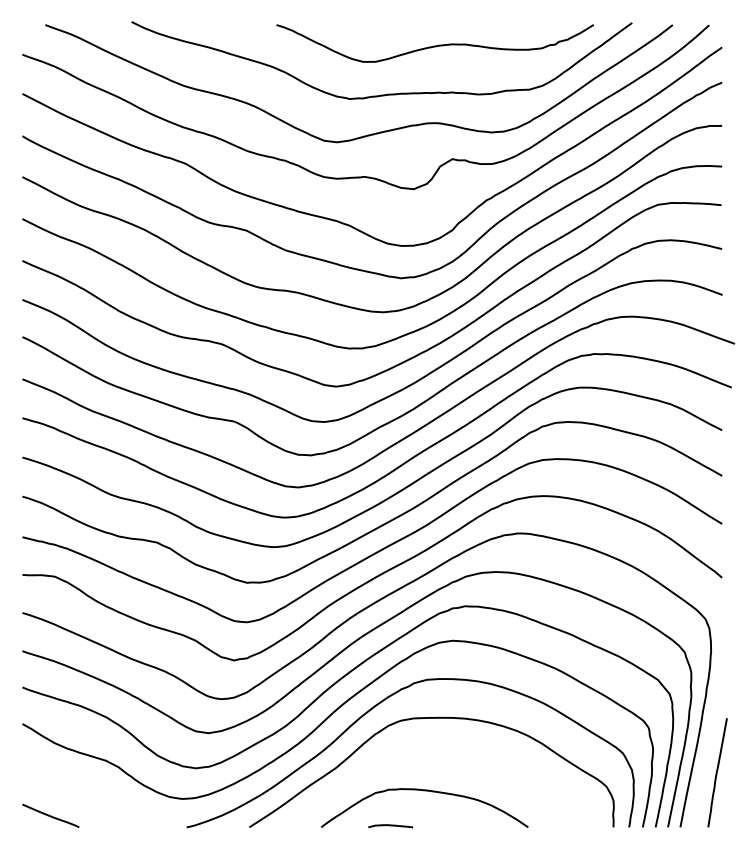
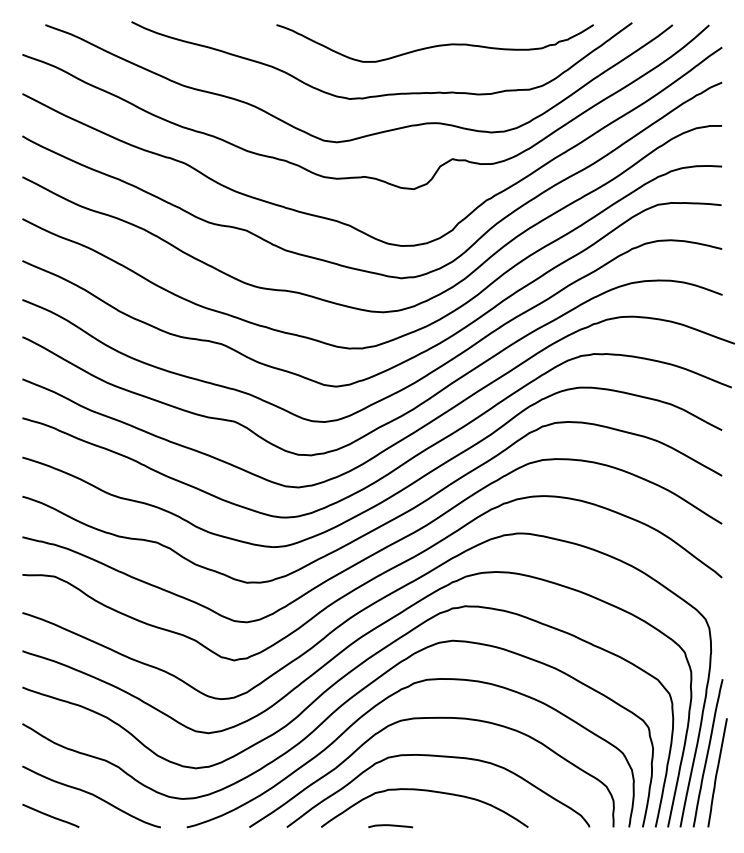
line: none -> present (707, 753)
curve: none -> present (440, 757)
curve: none -> present (91, 795)
